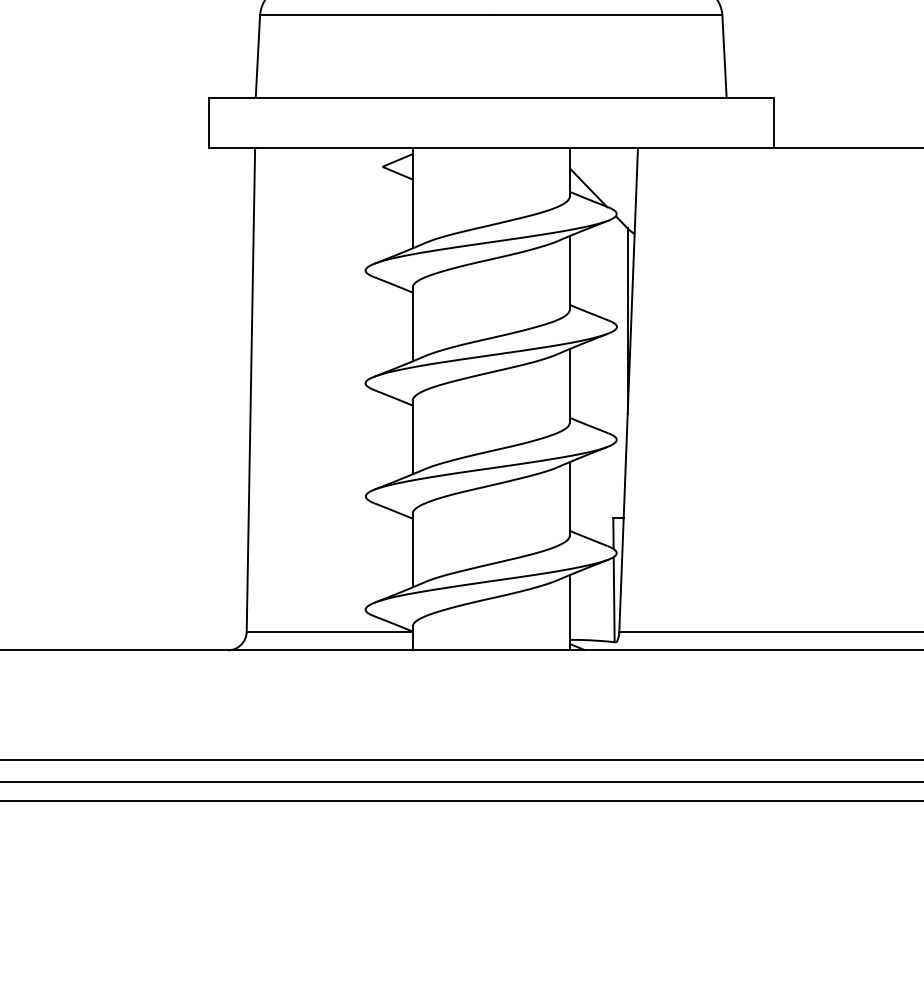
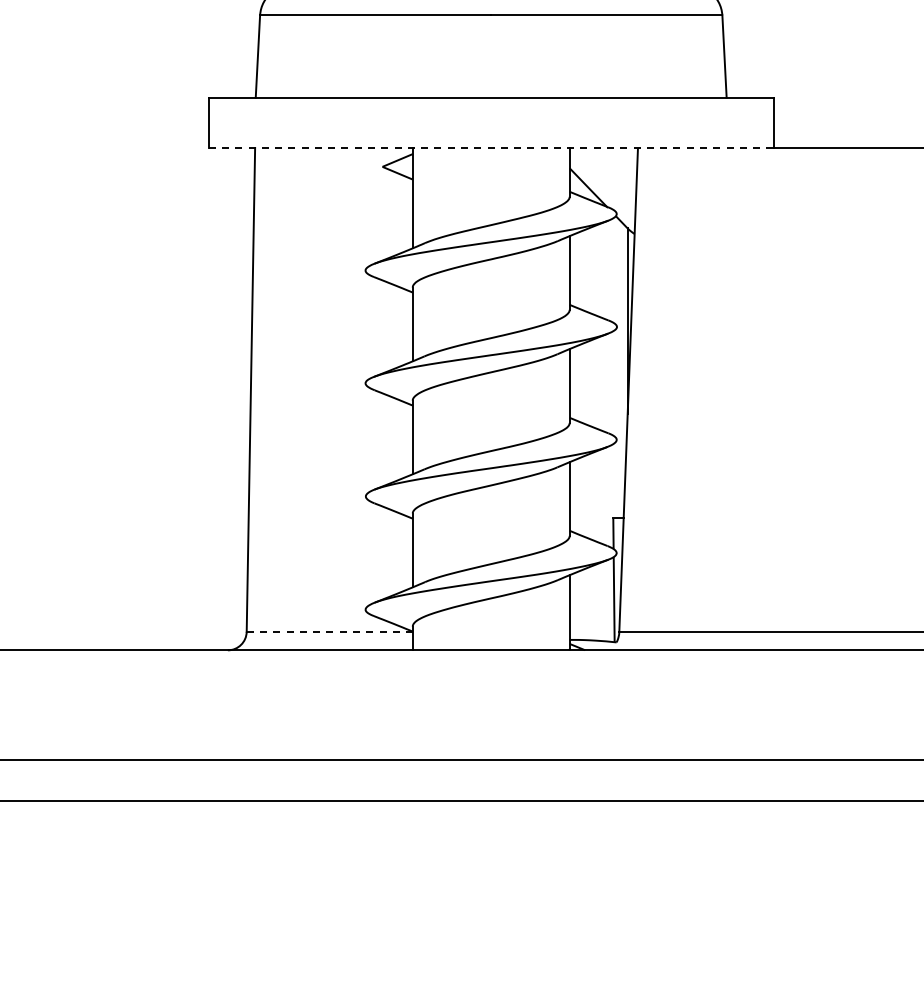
line: solid -> dashed (491, 148)
line: solid -> dashed (330, 631)
line: present -> none (461, 782)
